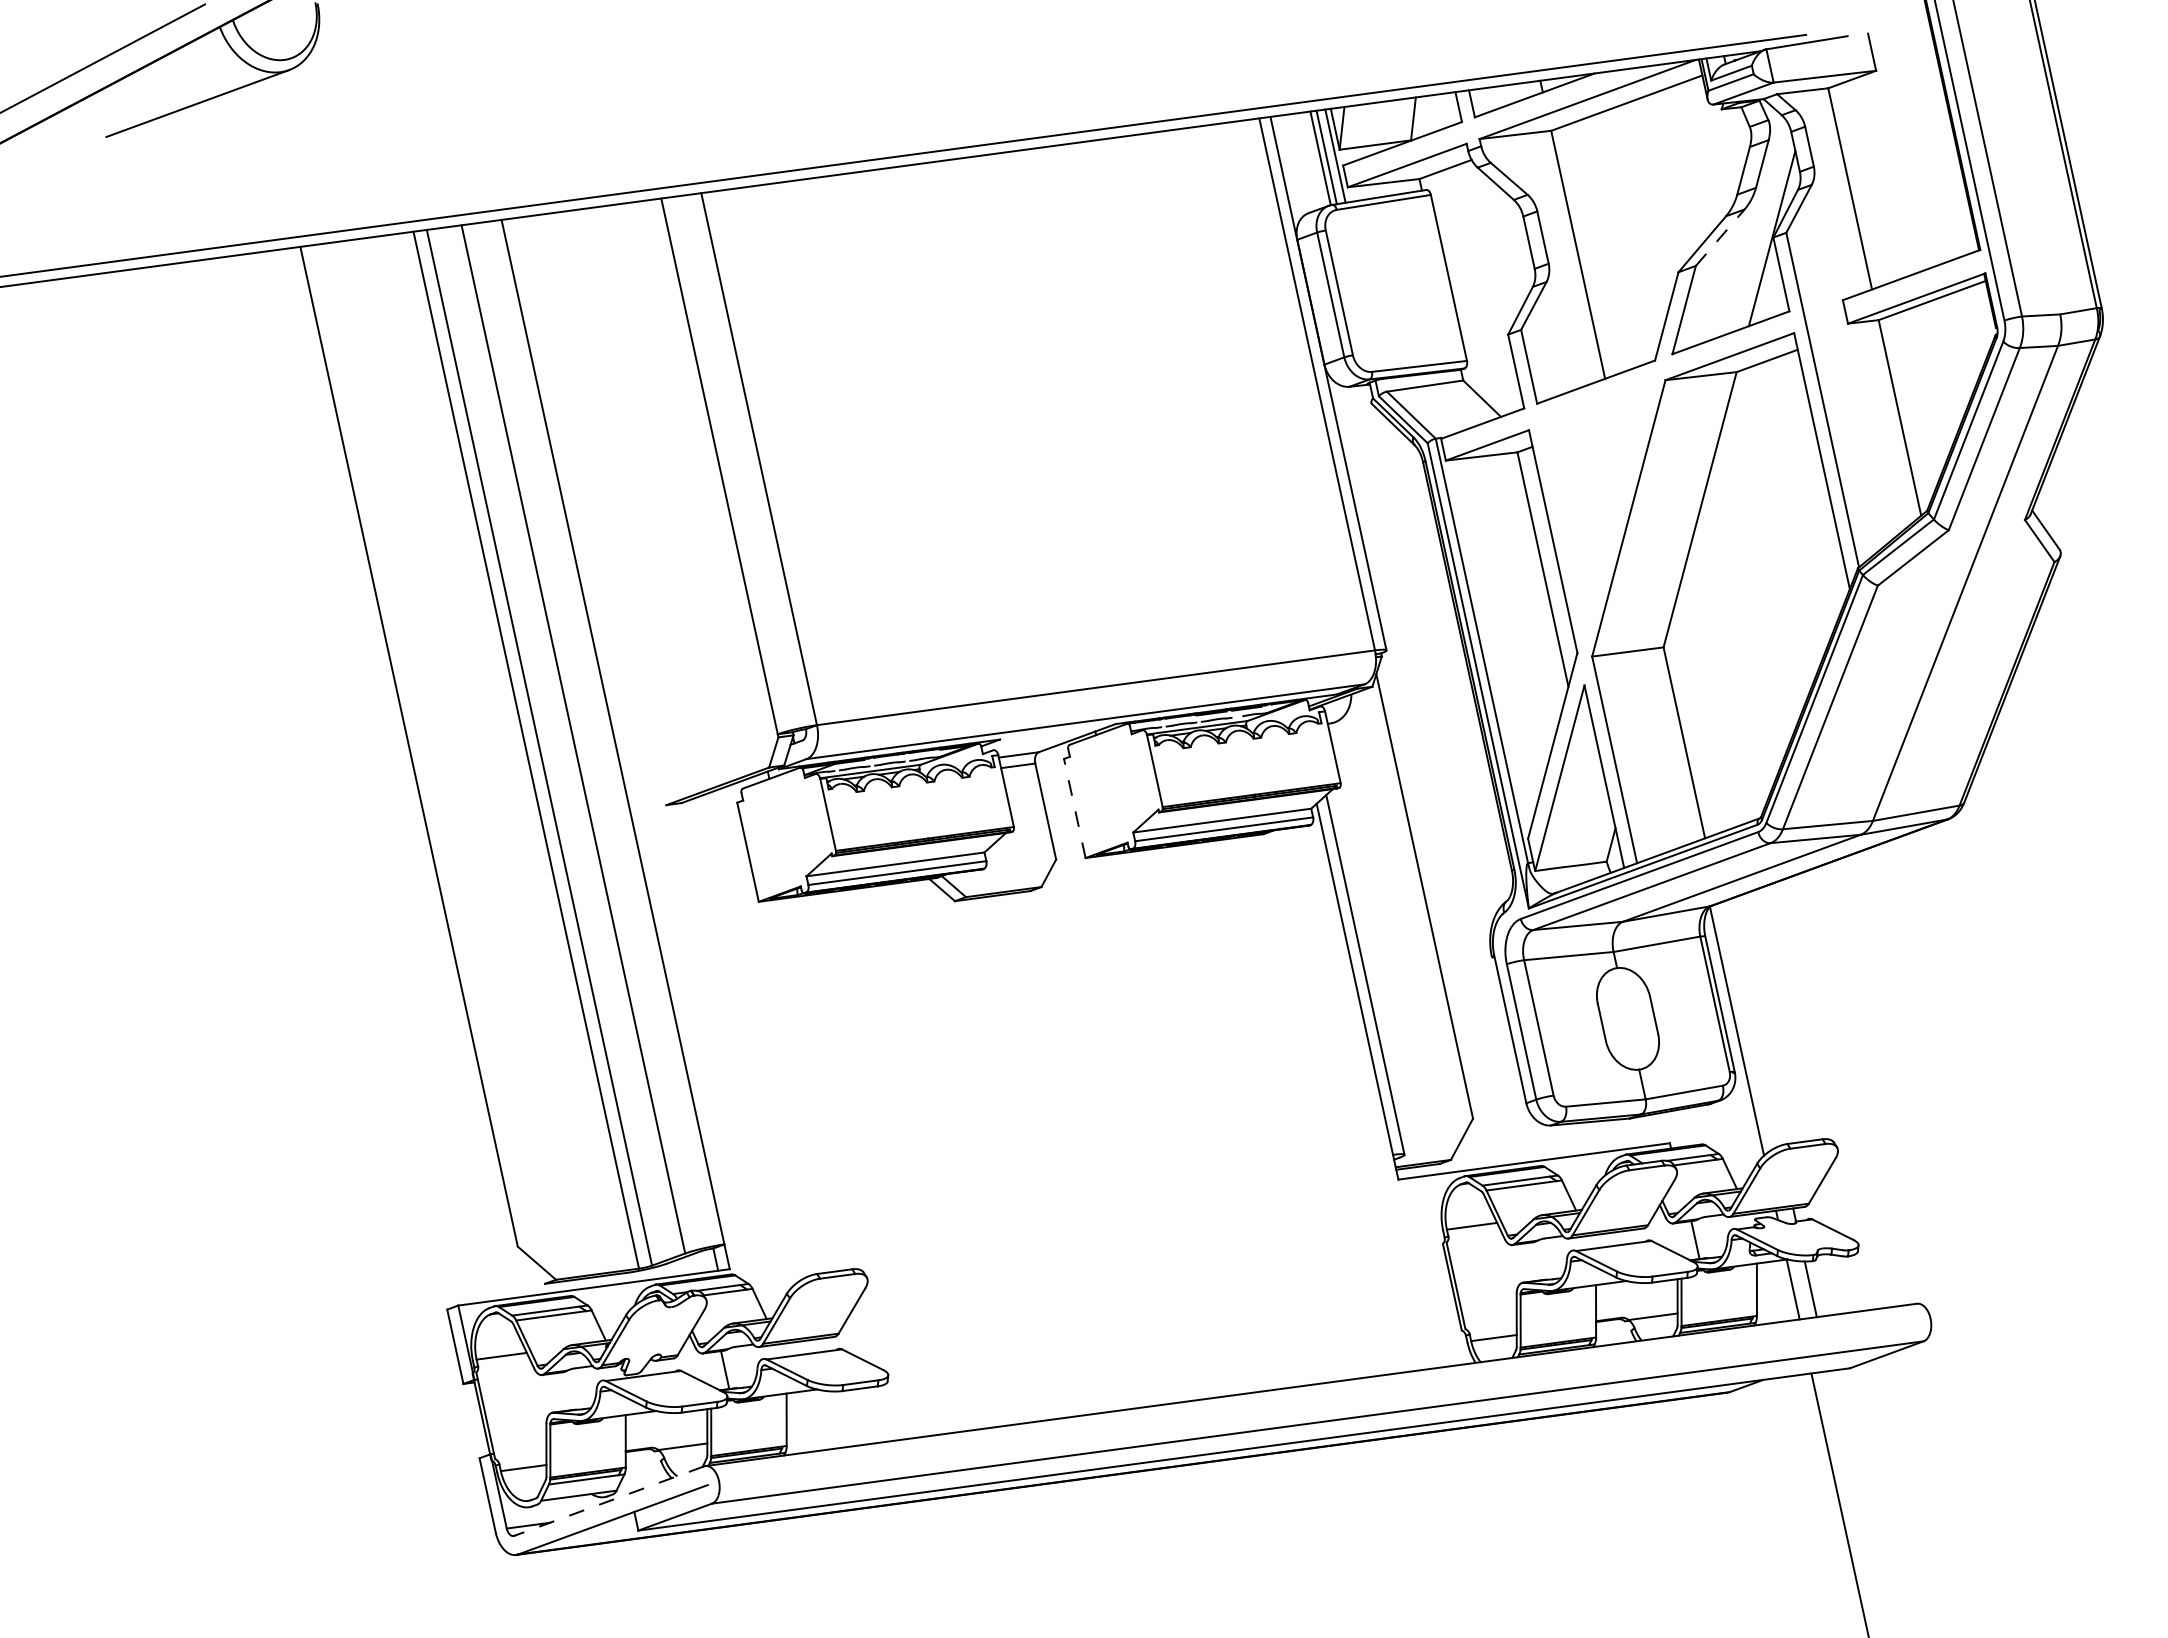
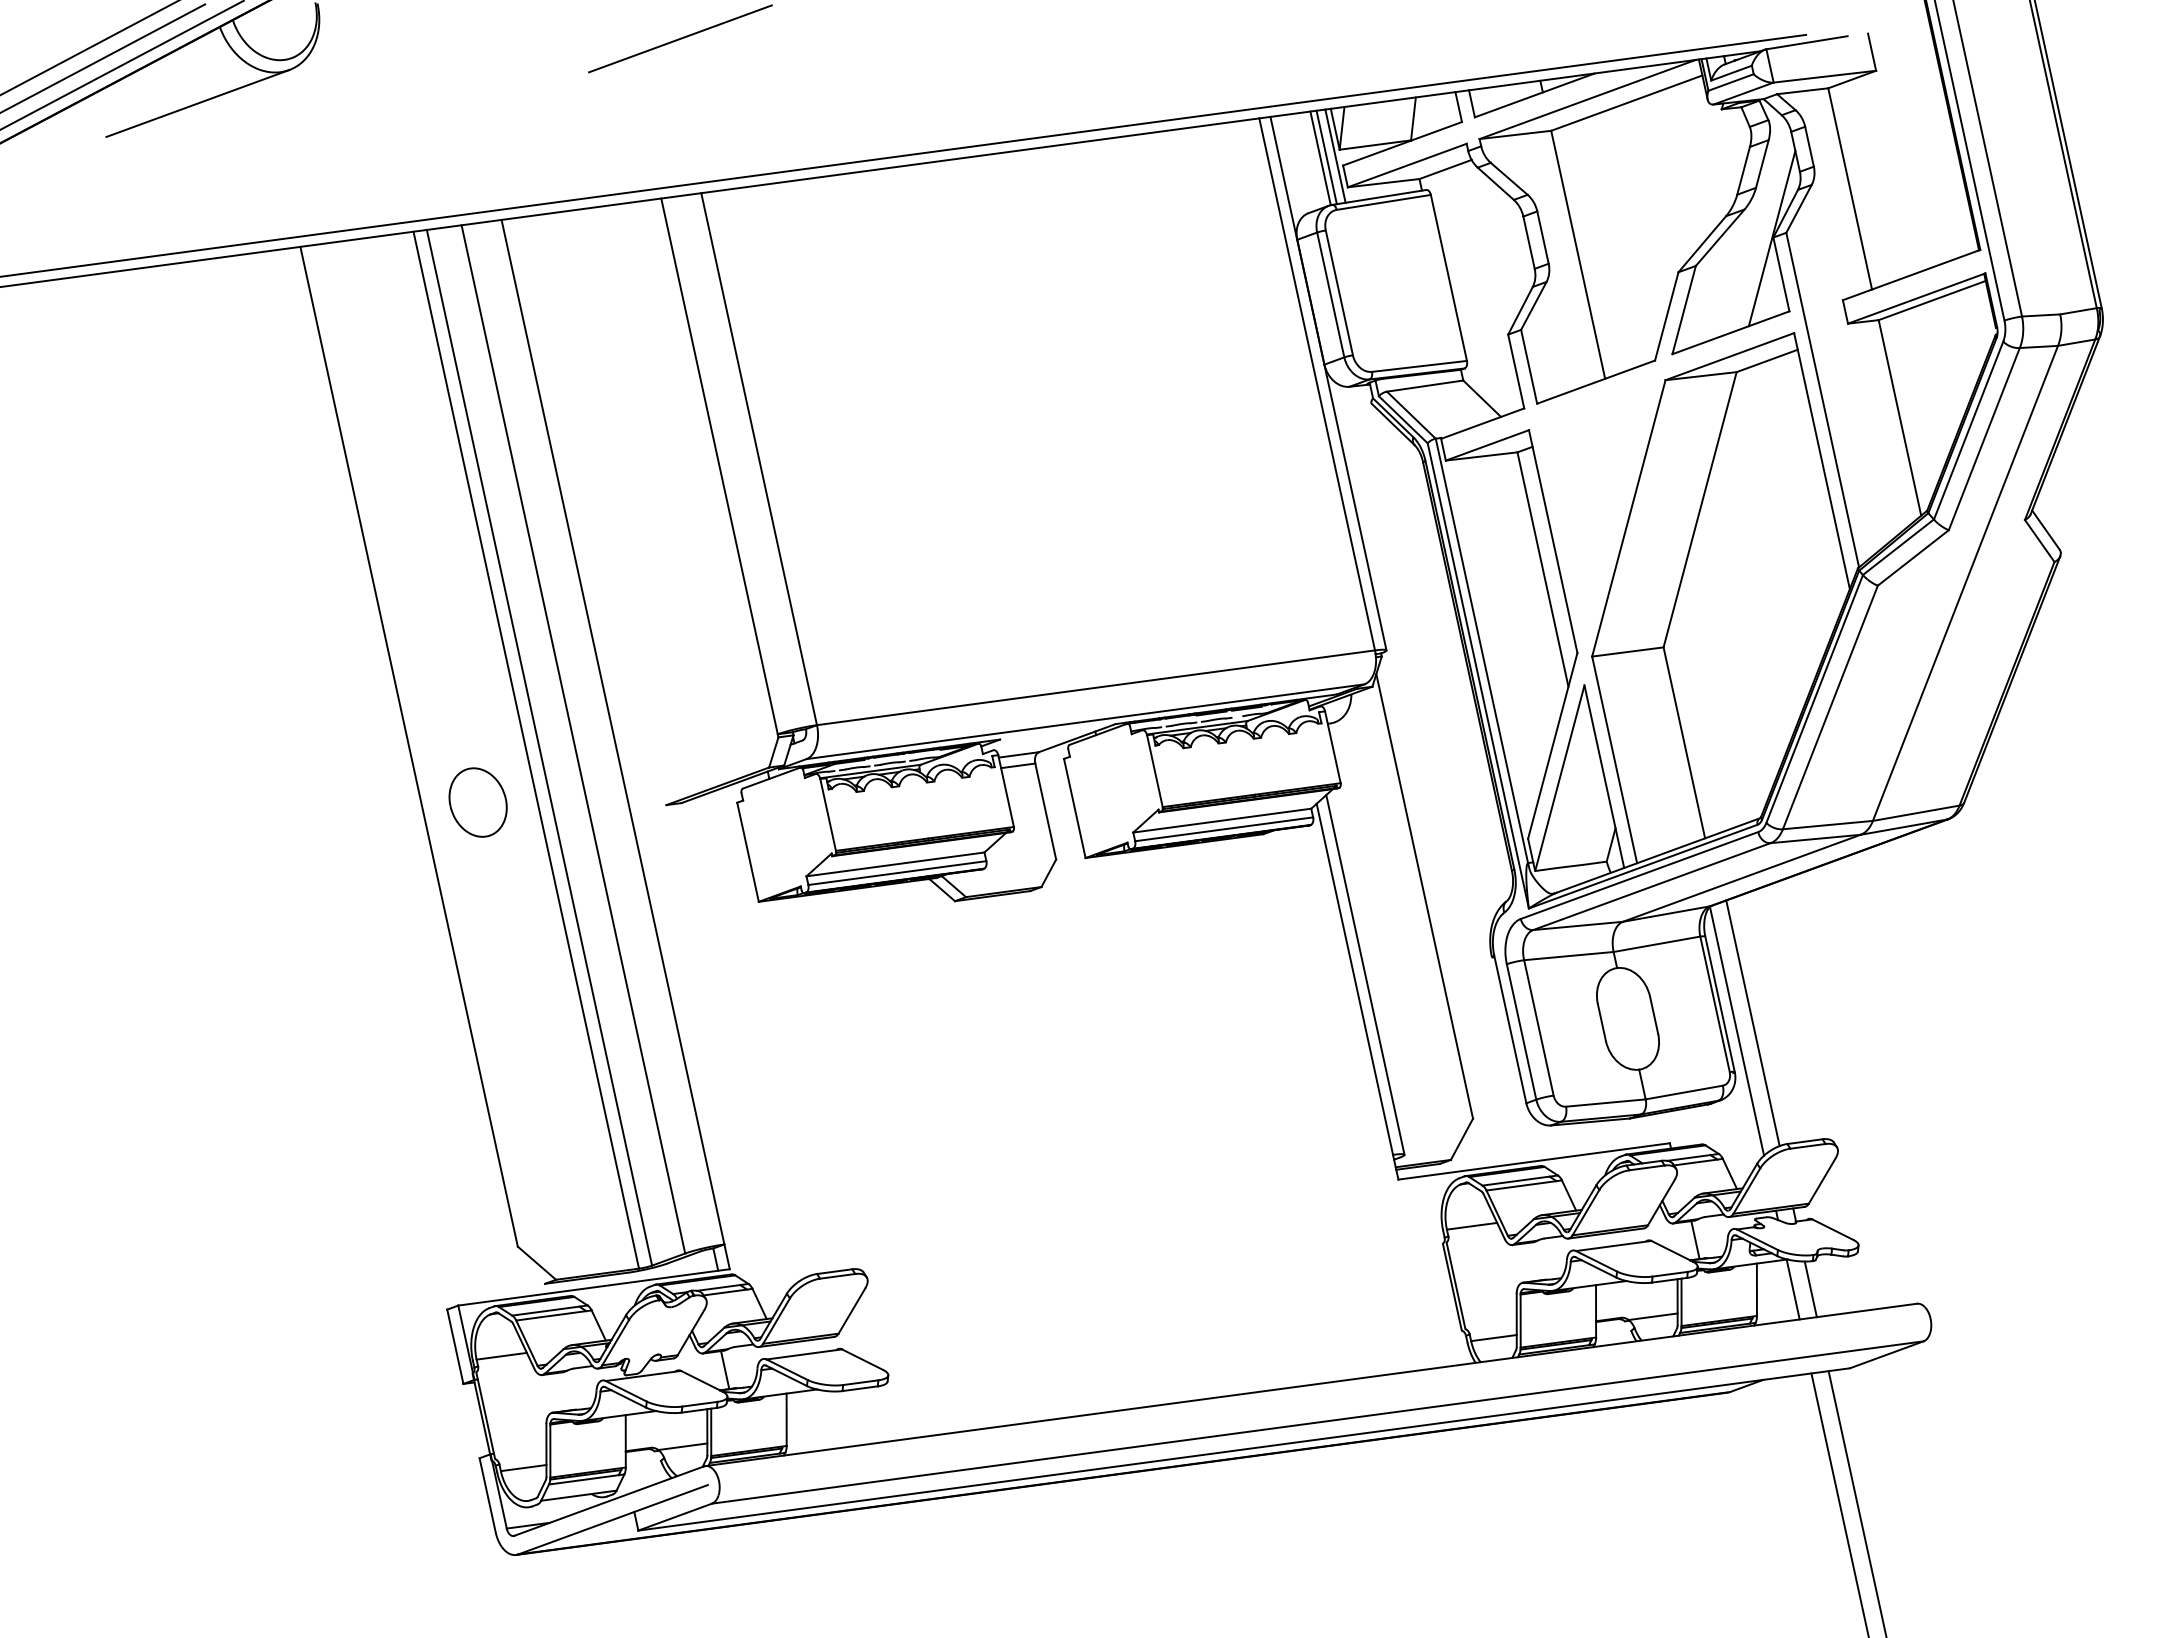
line: none -> present (680, 38)
line: none -> present (89, 48)
line: none -> present (121, 65)
line: dashed -> solid (1720, 237)
part: none -> present (477, 802)
line: dashed -> solid (1074, 808)
line: none -> present (1752, 1023)
line: dashed -> solid (609, 1501)
line: none -> present (1856, 1502)
